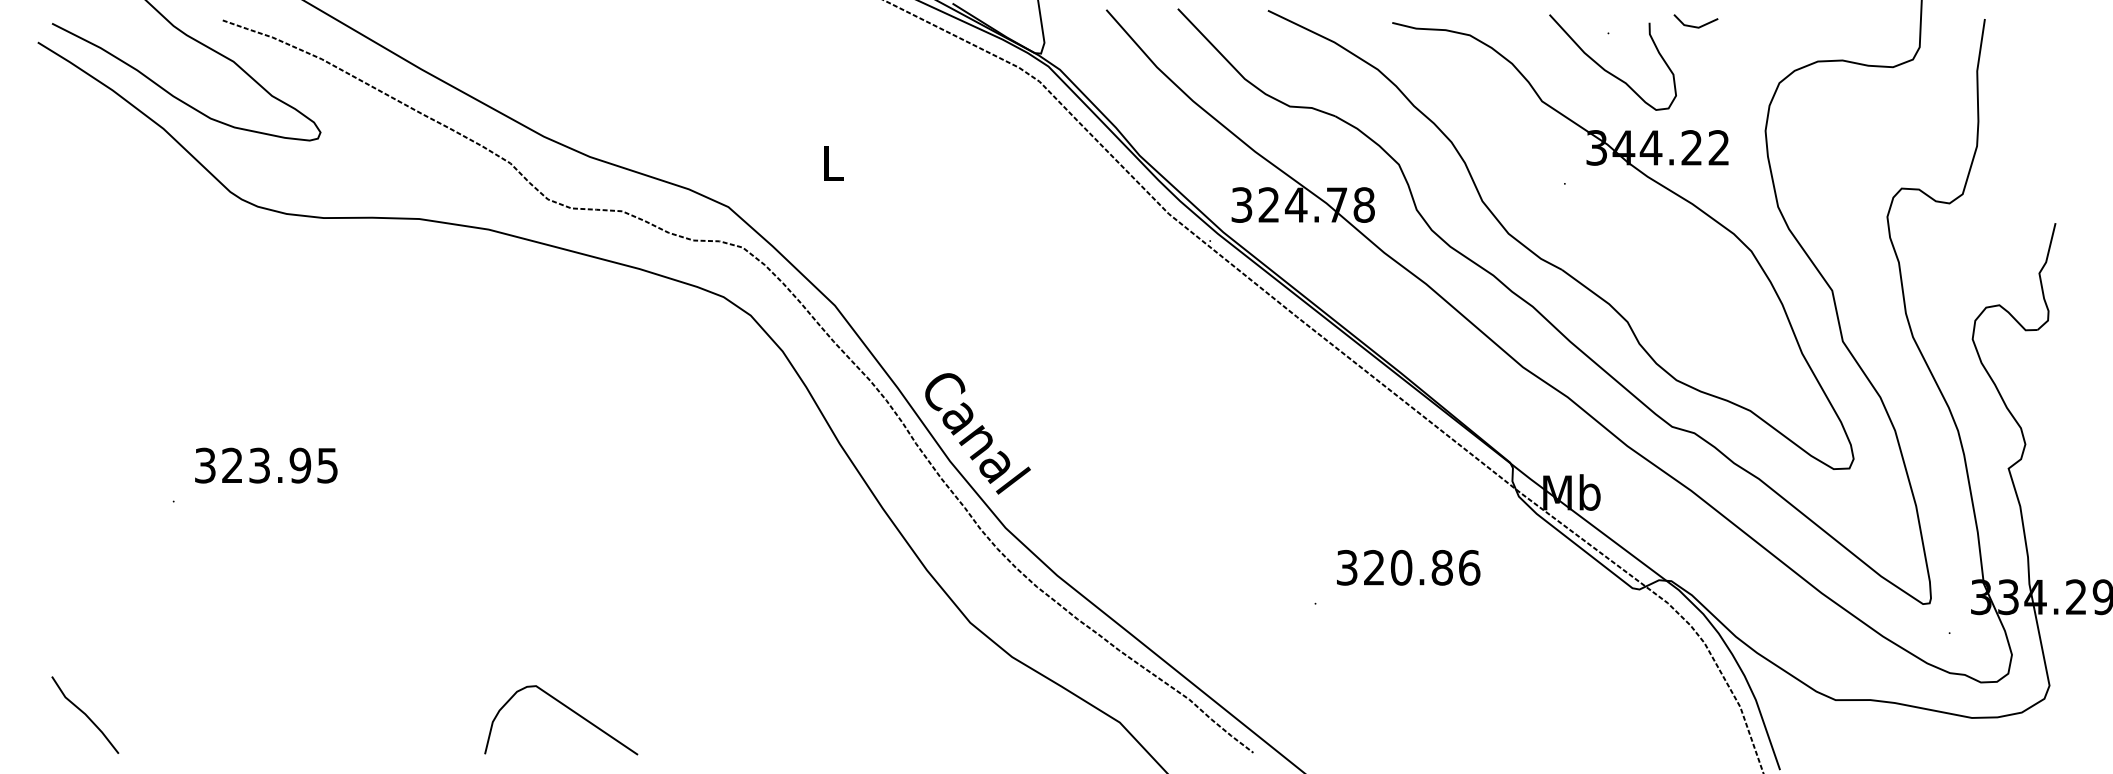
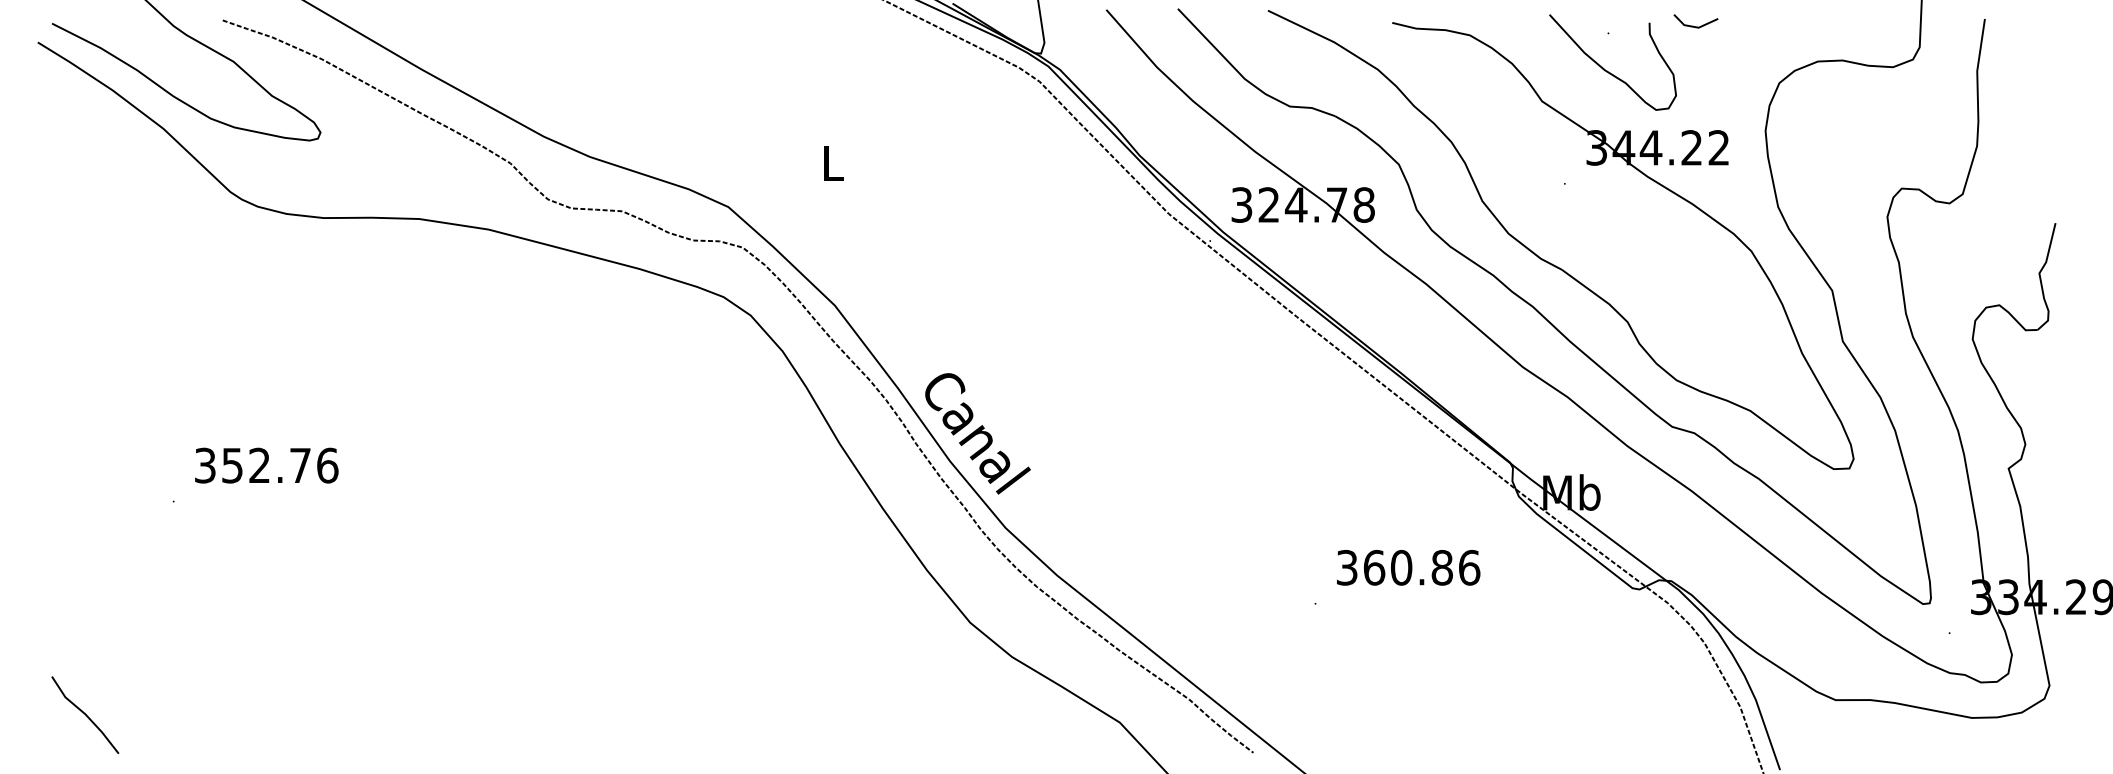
text: 323.95 -> 352.76 (280, 465)
text: 320.86 -> 360.86 (1374, 567)
curve: present -> none (568, 709)
